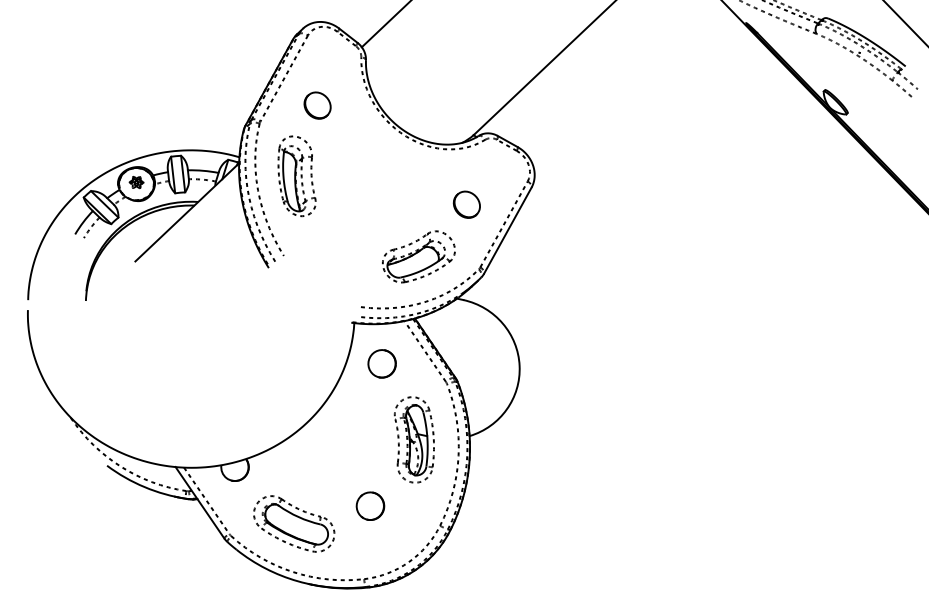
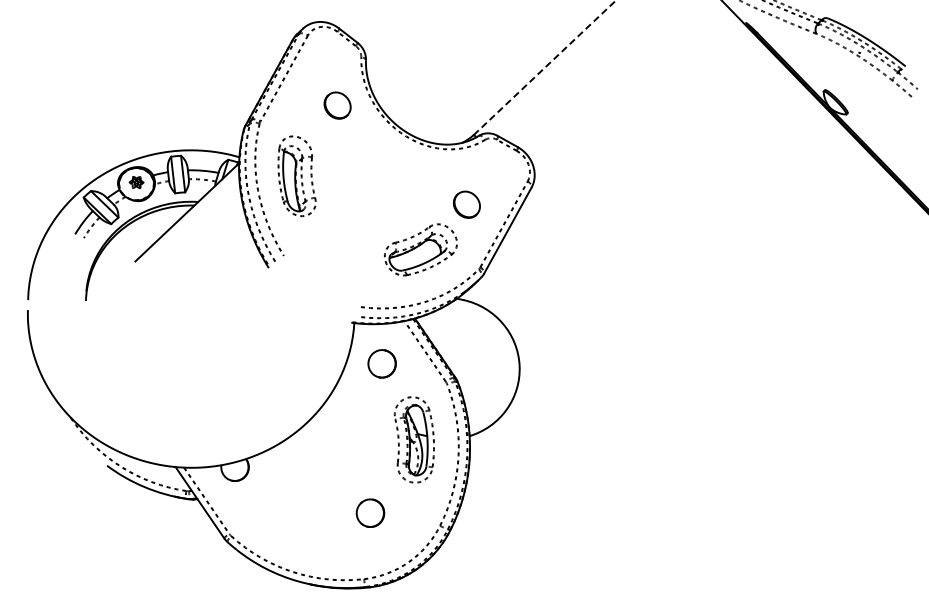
line: present -> none (905, 22)
line: present -> none (385, 24)
line: solid -> dashed (544, 67)
part position: (317, 105) -> (337, 105) (337, 105)
part position: (418, 256) -> (420, 249) (420, 249)
part position: (370, 505) -> (370, 512) (370, 512)
part: present -> none (294, 523)
